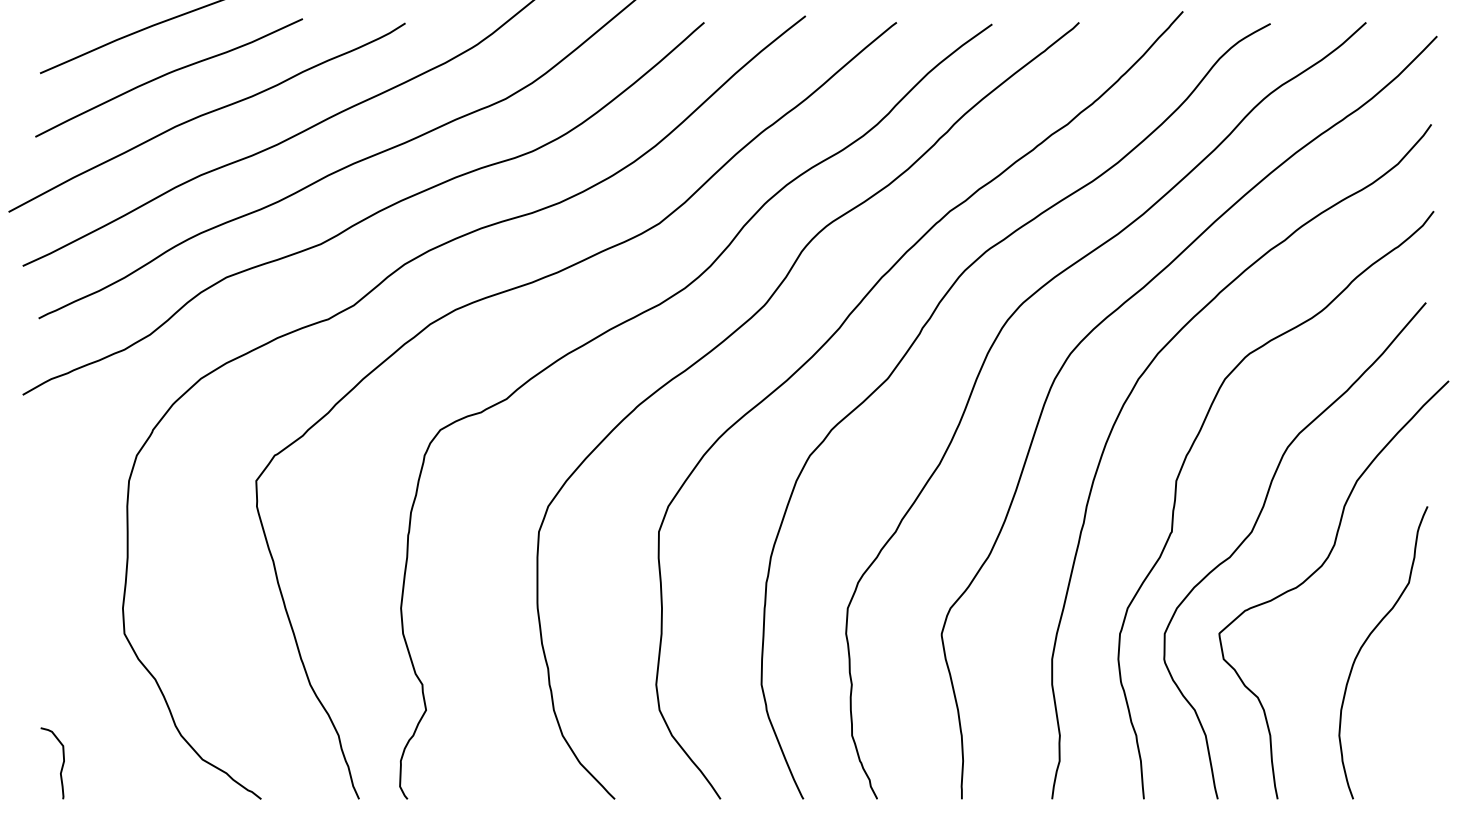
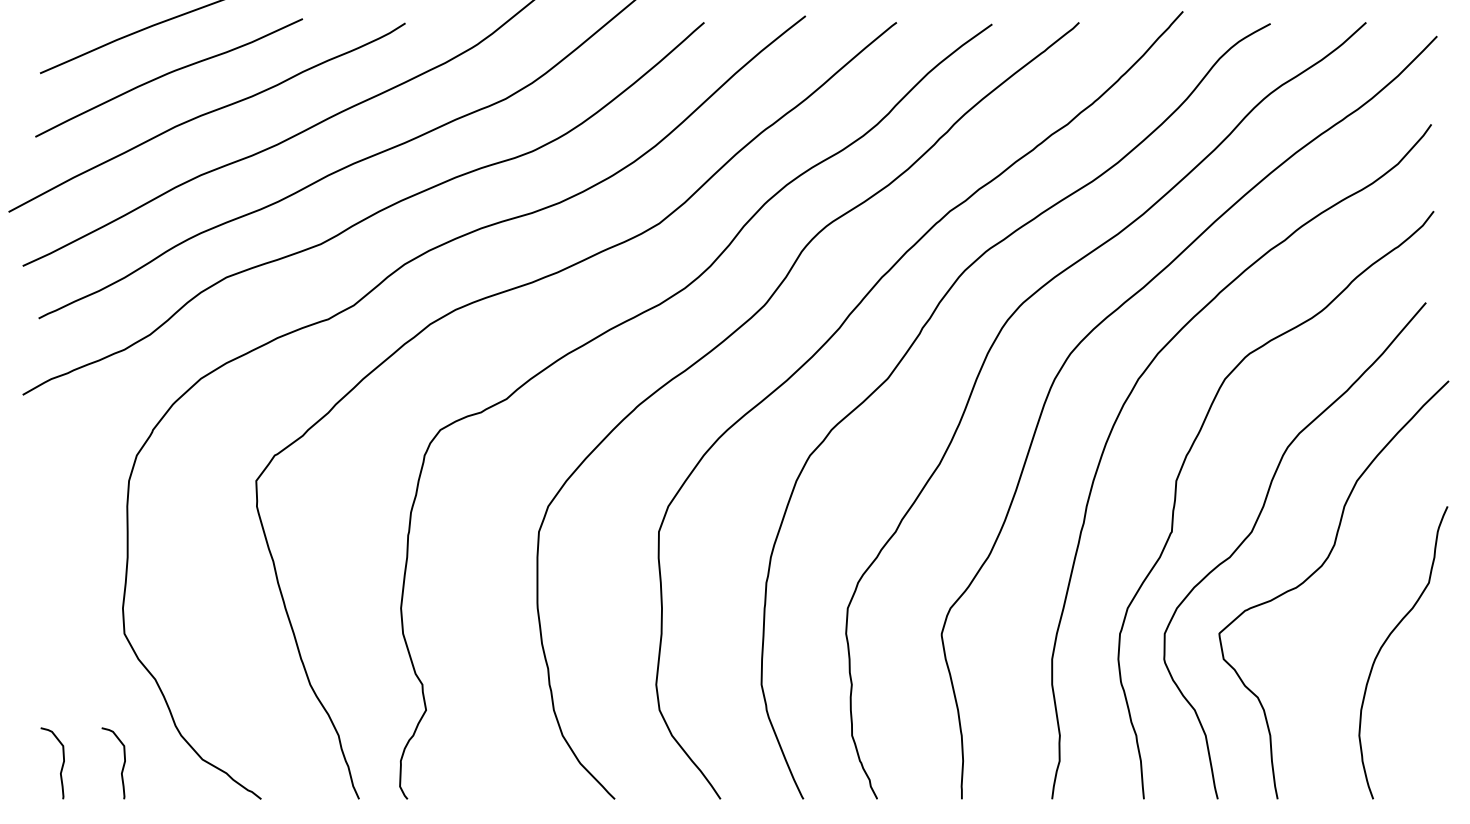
curve position: (1367, 640) -> (1387, 640) (1387, 640)
curve: none -> present (122, 766)
